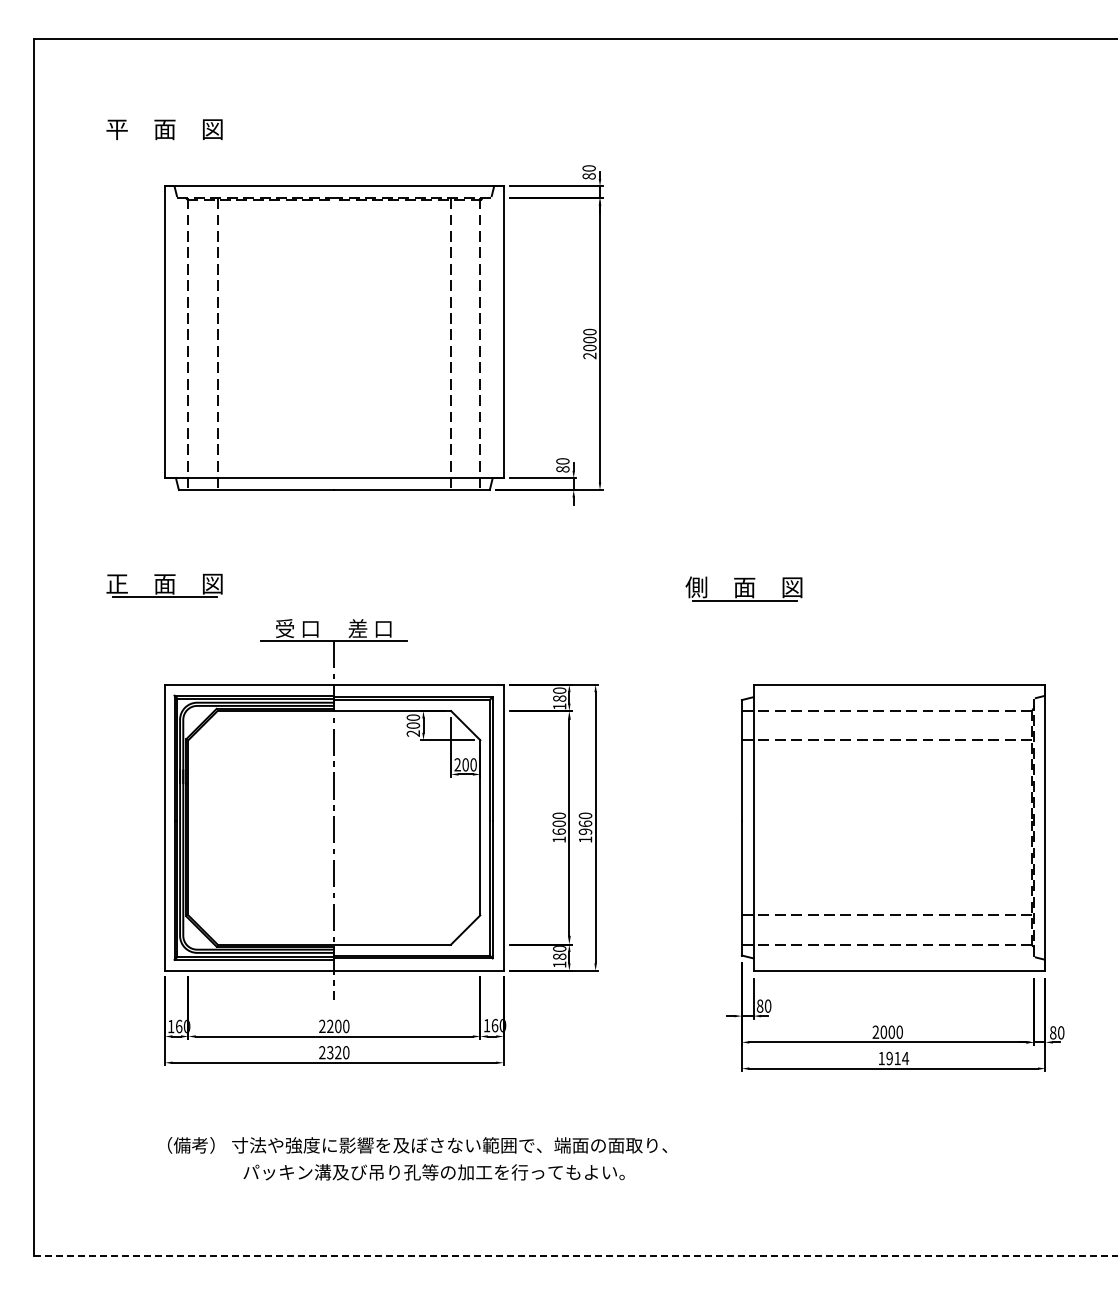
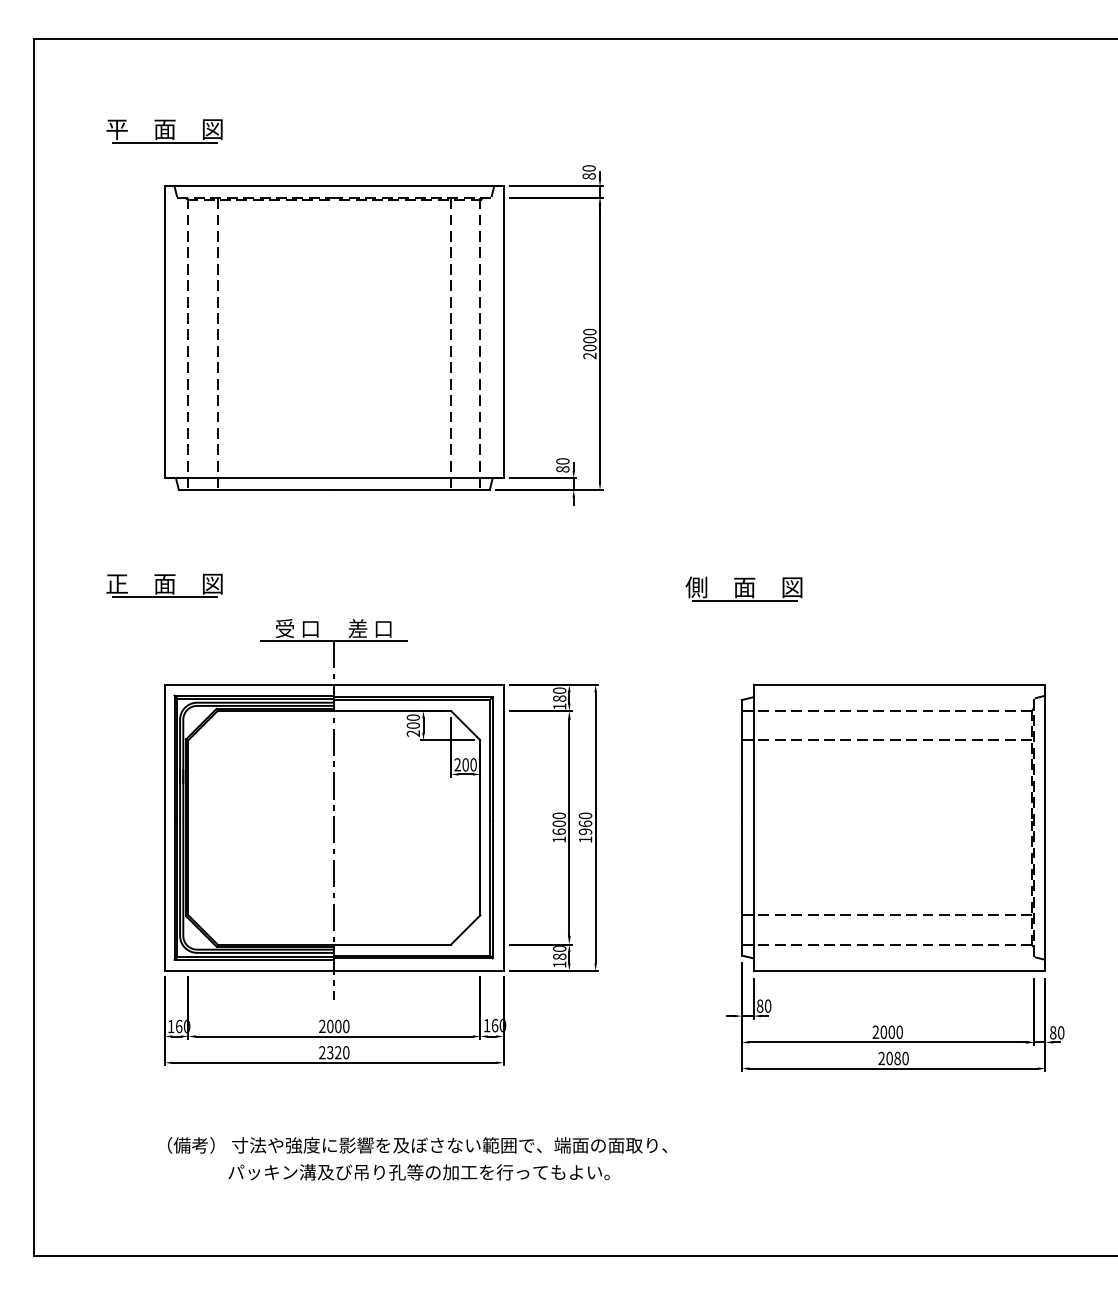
line: none -> present (164, 142)
text: 2200 -> 2000 (330, 1026)
text: 1914 -> 2080 (893, 1058)
text position: (433, 1172) -> (418, 1172) (418, 1172)
line: dashed -> solid (575, 1256)
